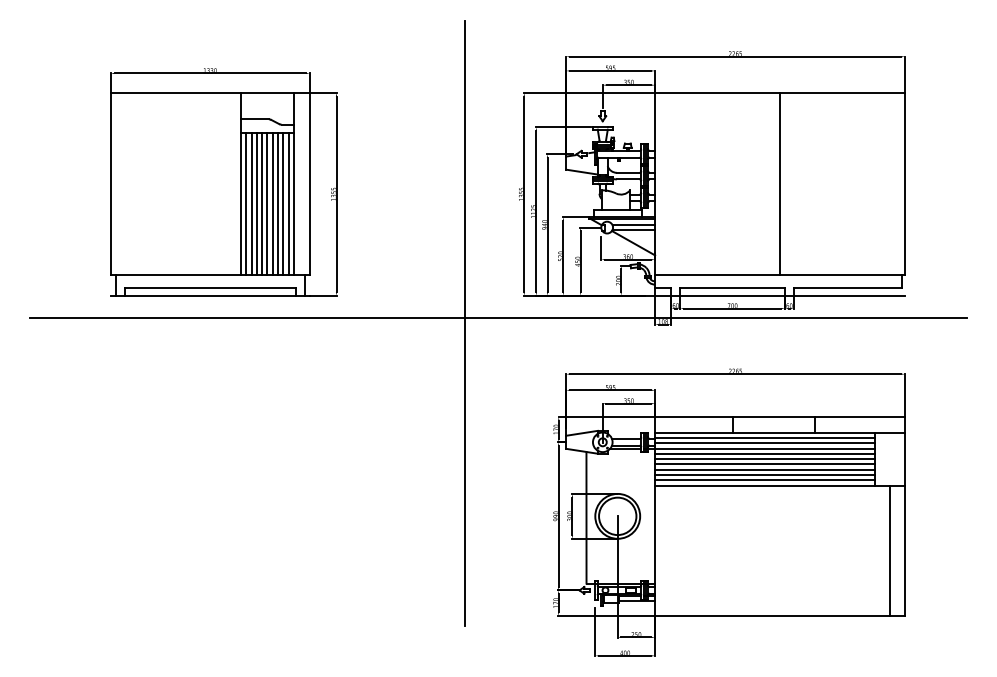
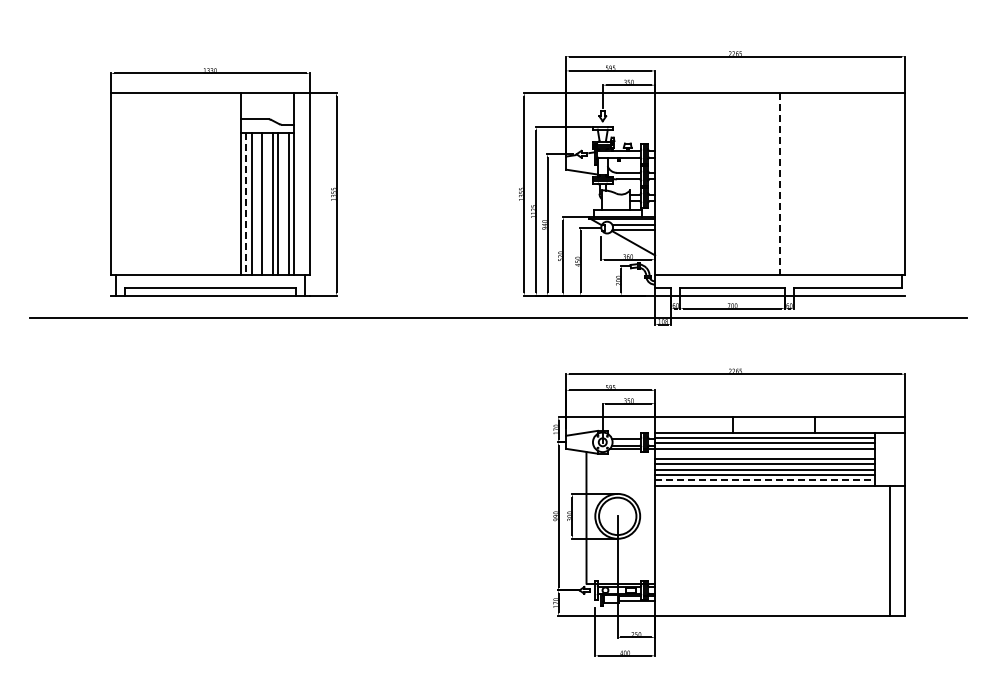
line: solid -> dashed (780, 183)
line: solid -> dashed (246, 203)
line: present -> none (256, 203)
line: present -> none (267, 203)
line: present -> none (283, 203)
line: present -> none (465, 323)
line: present -> none (765, 453)
line: solid -> dashed (765, 480)
